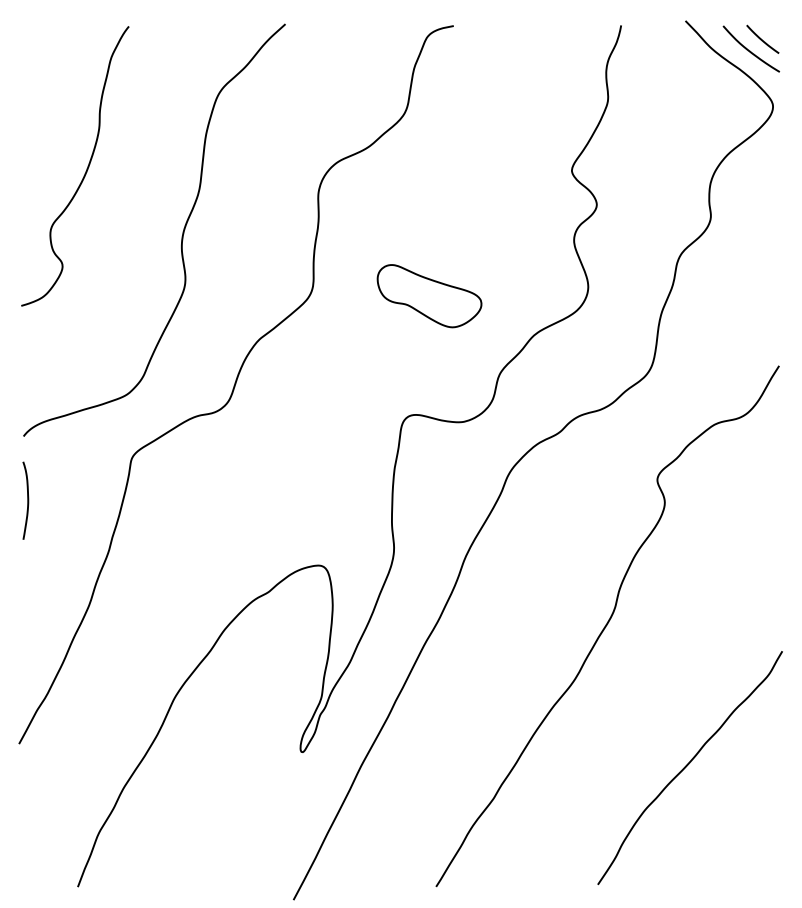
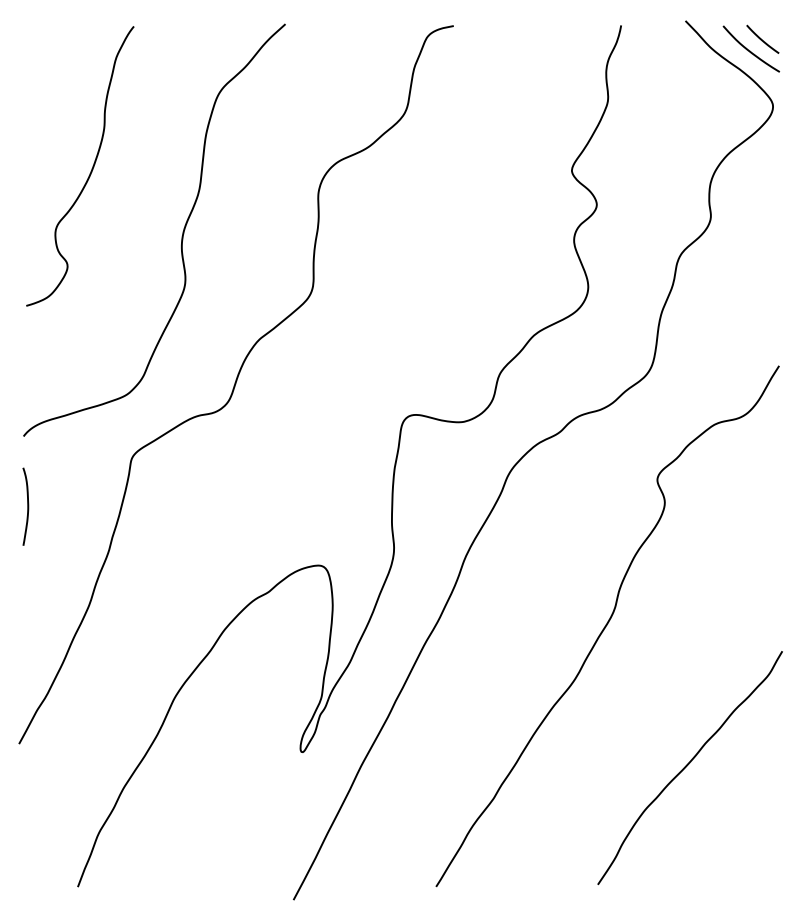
curve position: (86, 168) -> (91, 168) (91, 168)
part: present -> none (429, 296)
curve position: (27, 500) -> (27, 506) (27, 506)
